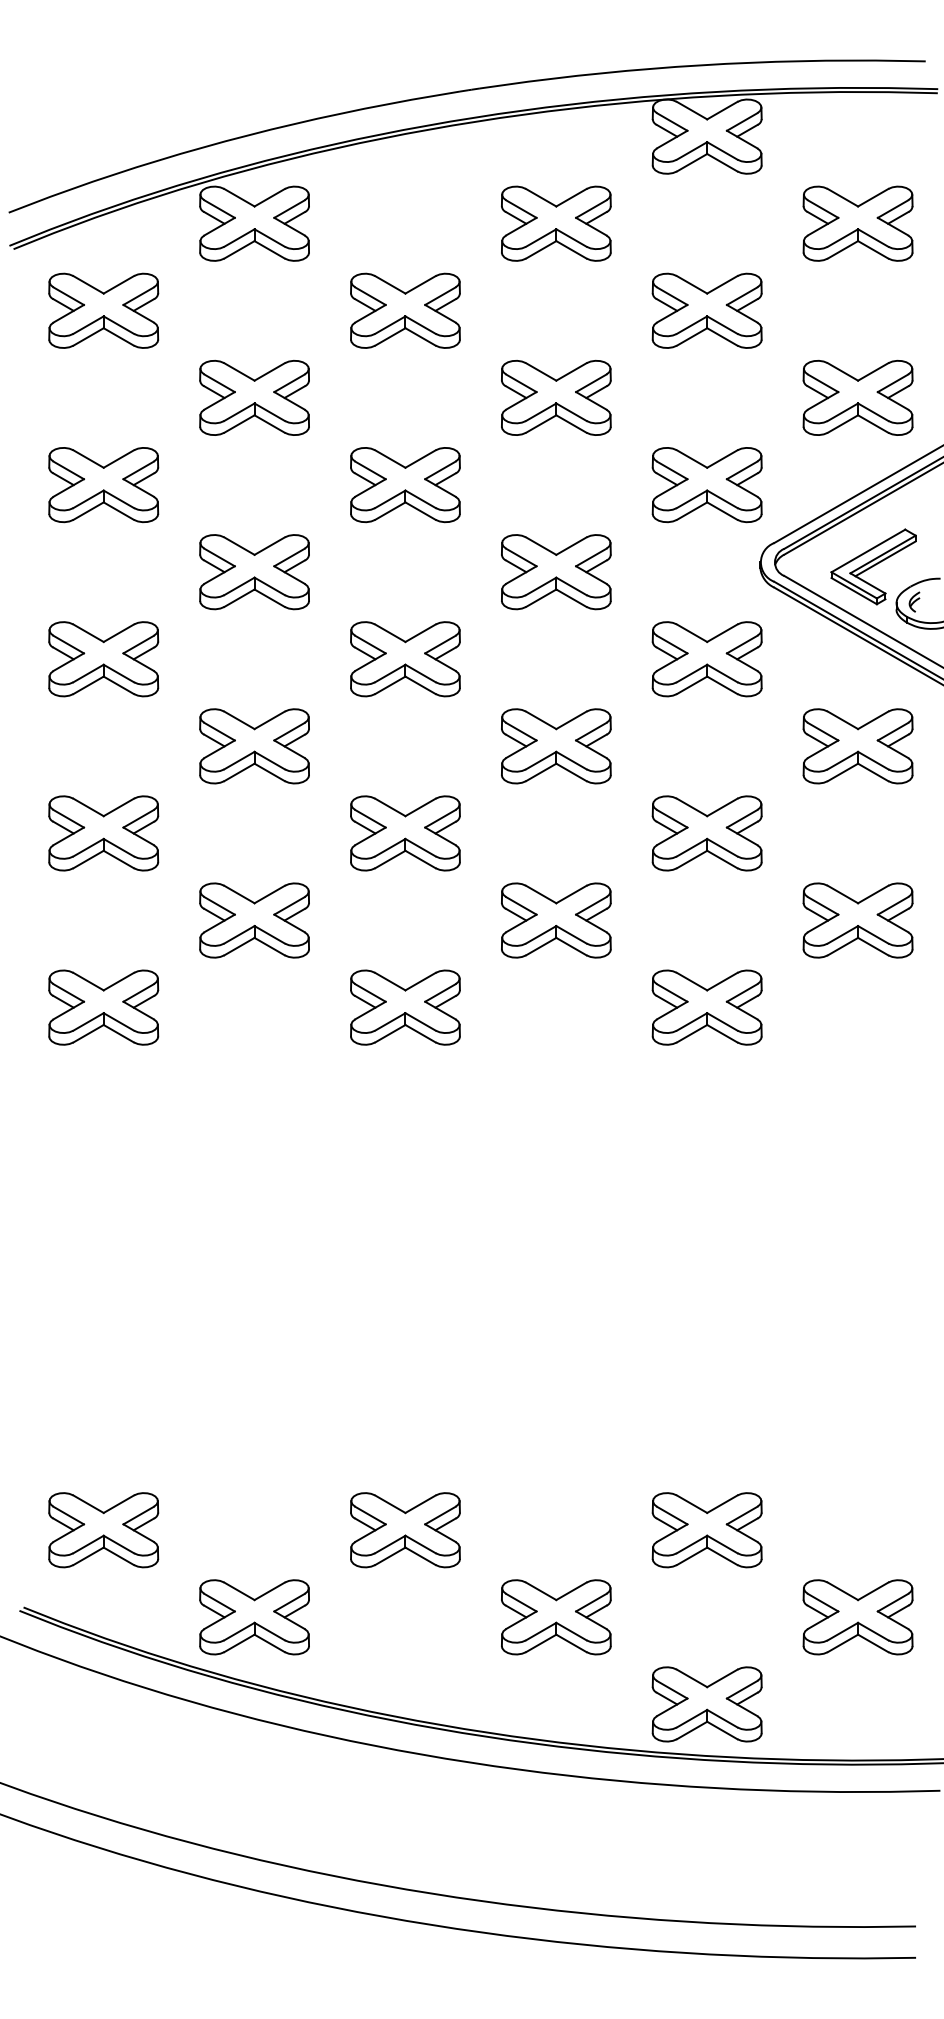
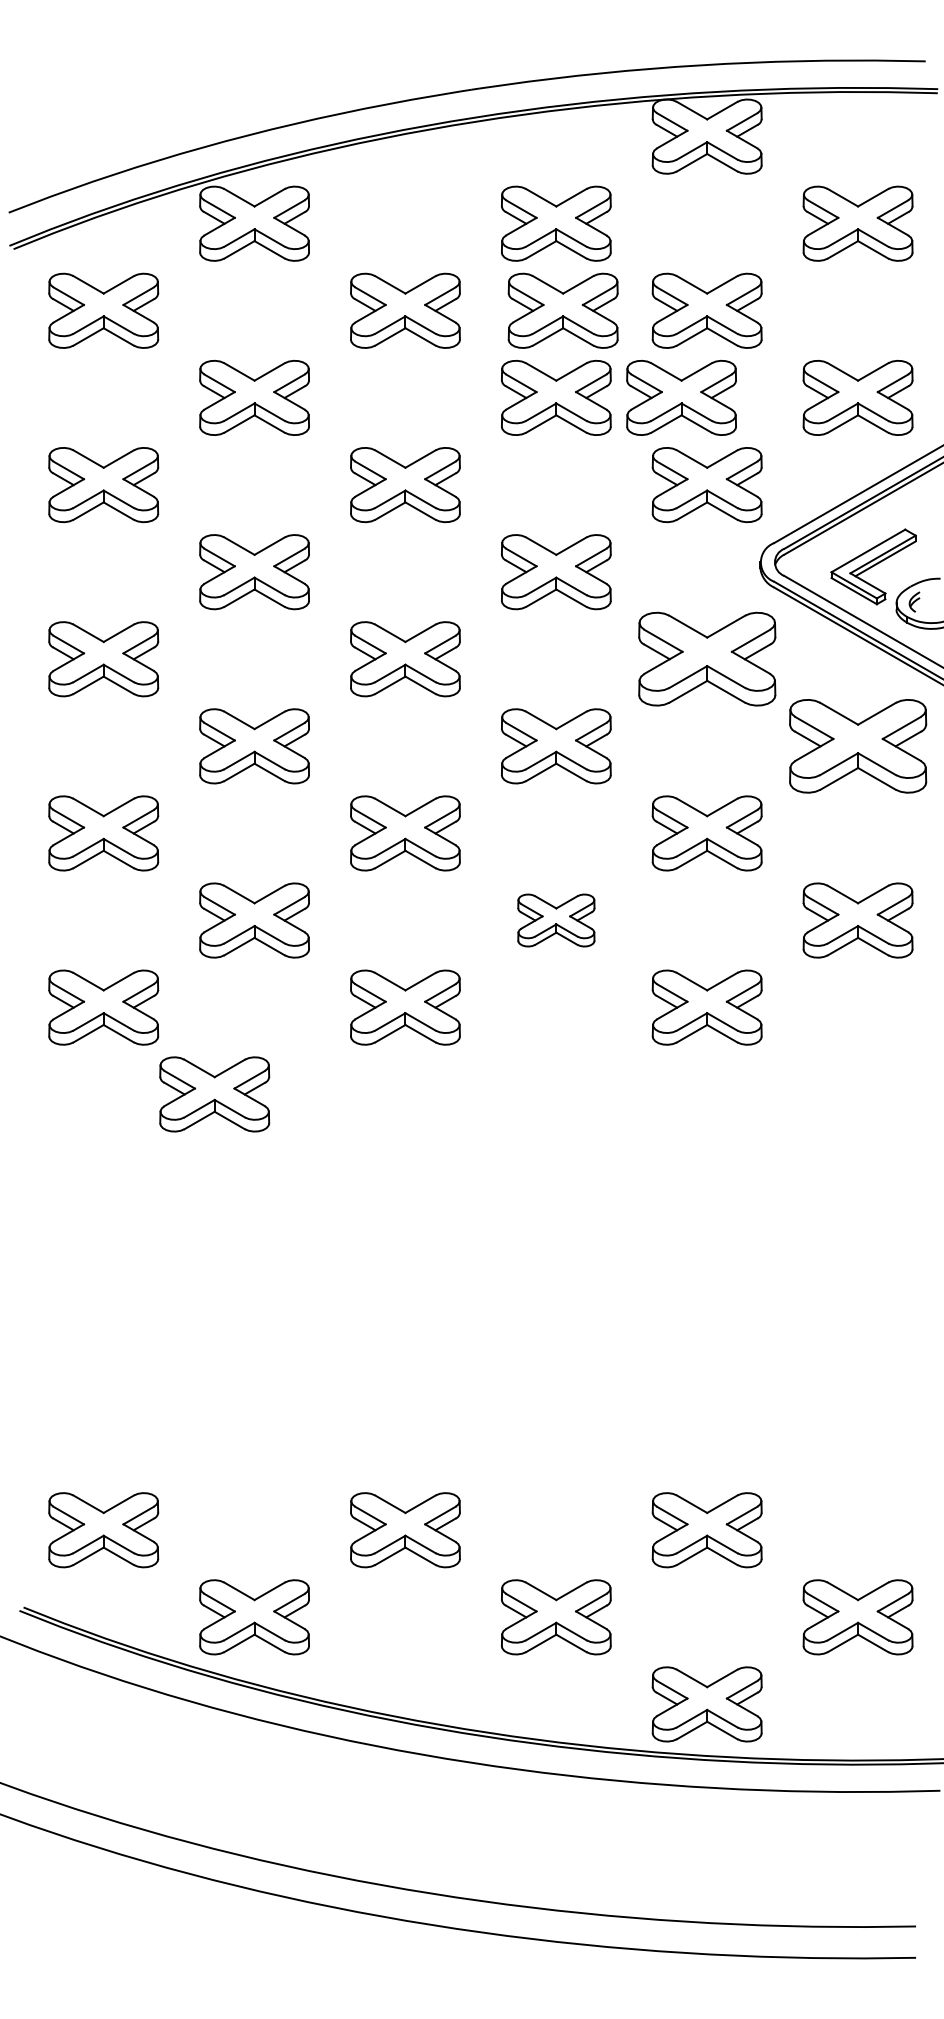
part: none -> present (562, 310)
part: none -> present (681, 397)
part size: 112x77 px -> 139x96 px (707, 658)
part size: 112x77 px -> 139x95 px (858, 746)
part size: 111x77 px -> 79x55 px (556, 920)
part: none -> present (214, 1094)
